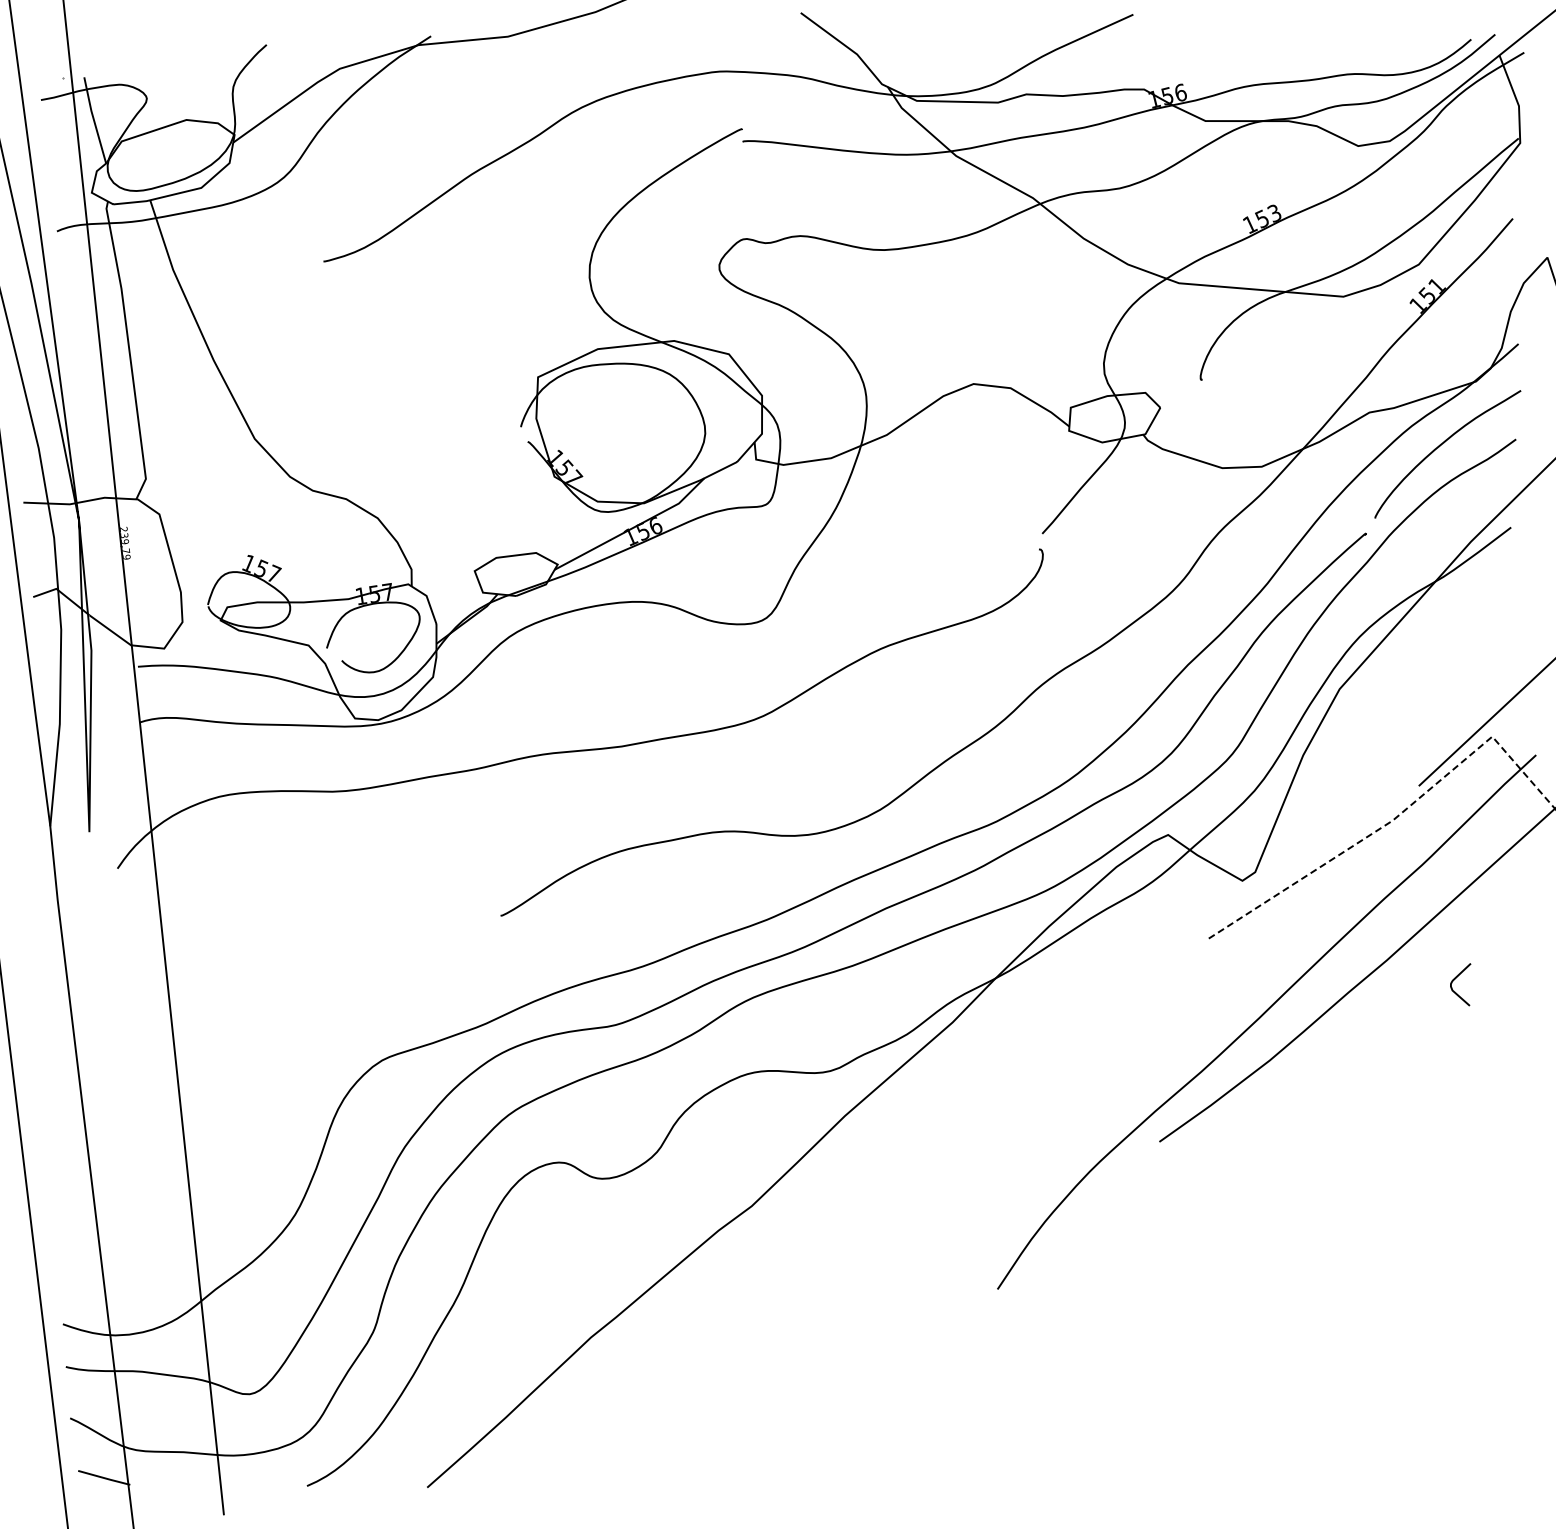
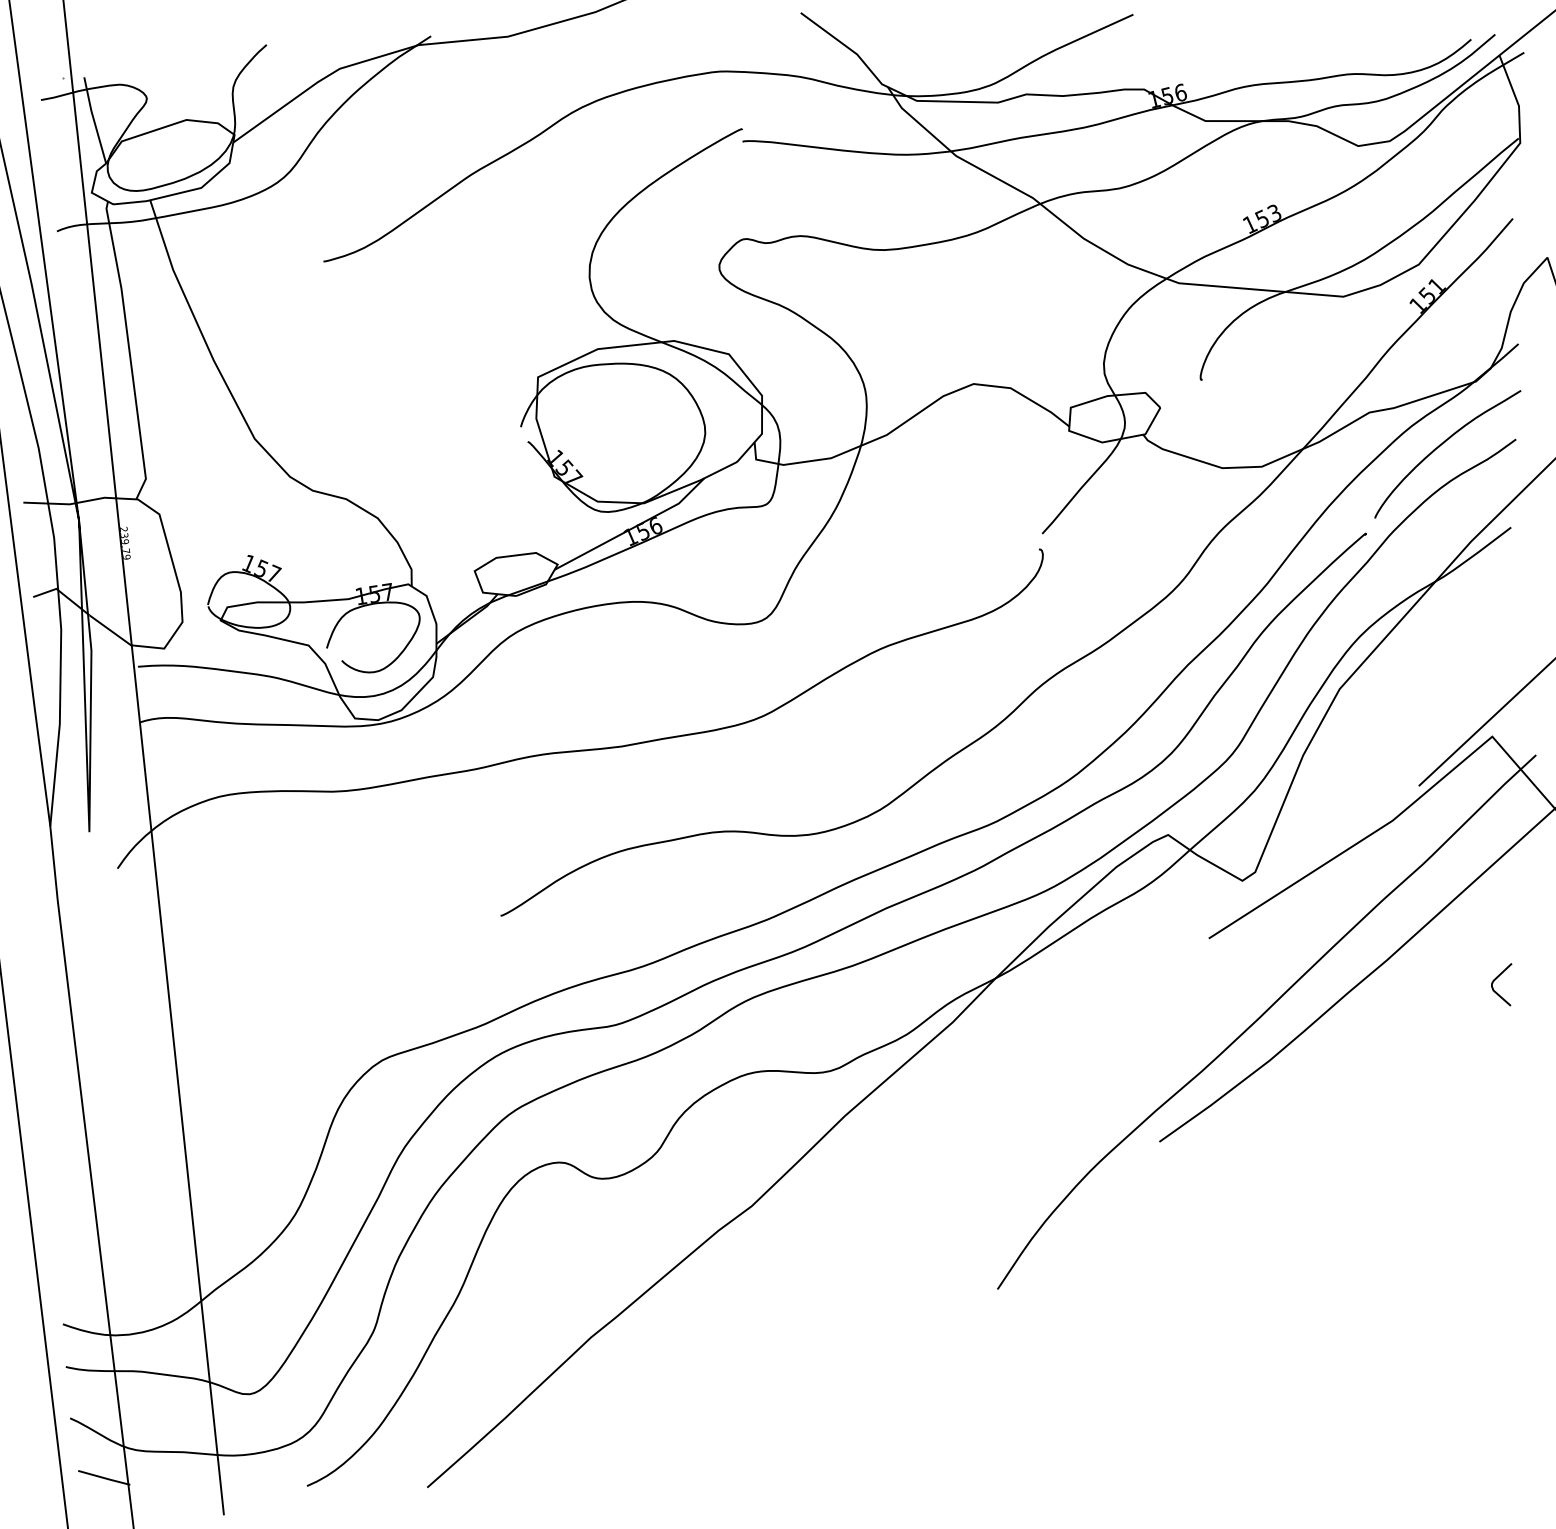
line: dashed -> solid (1396, 817)
curve position: (1455, 979) -> (1496, 979) (1496, 979)
